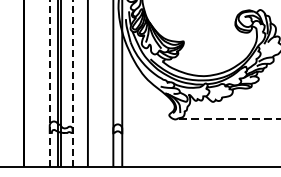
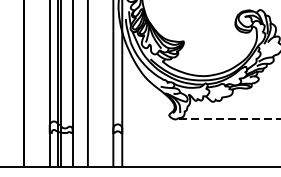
line: dashed -> solid (49, 83)
line: dashed -> solid (72, 83)
